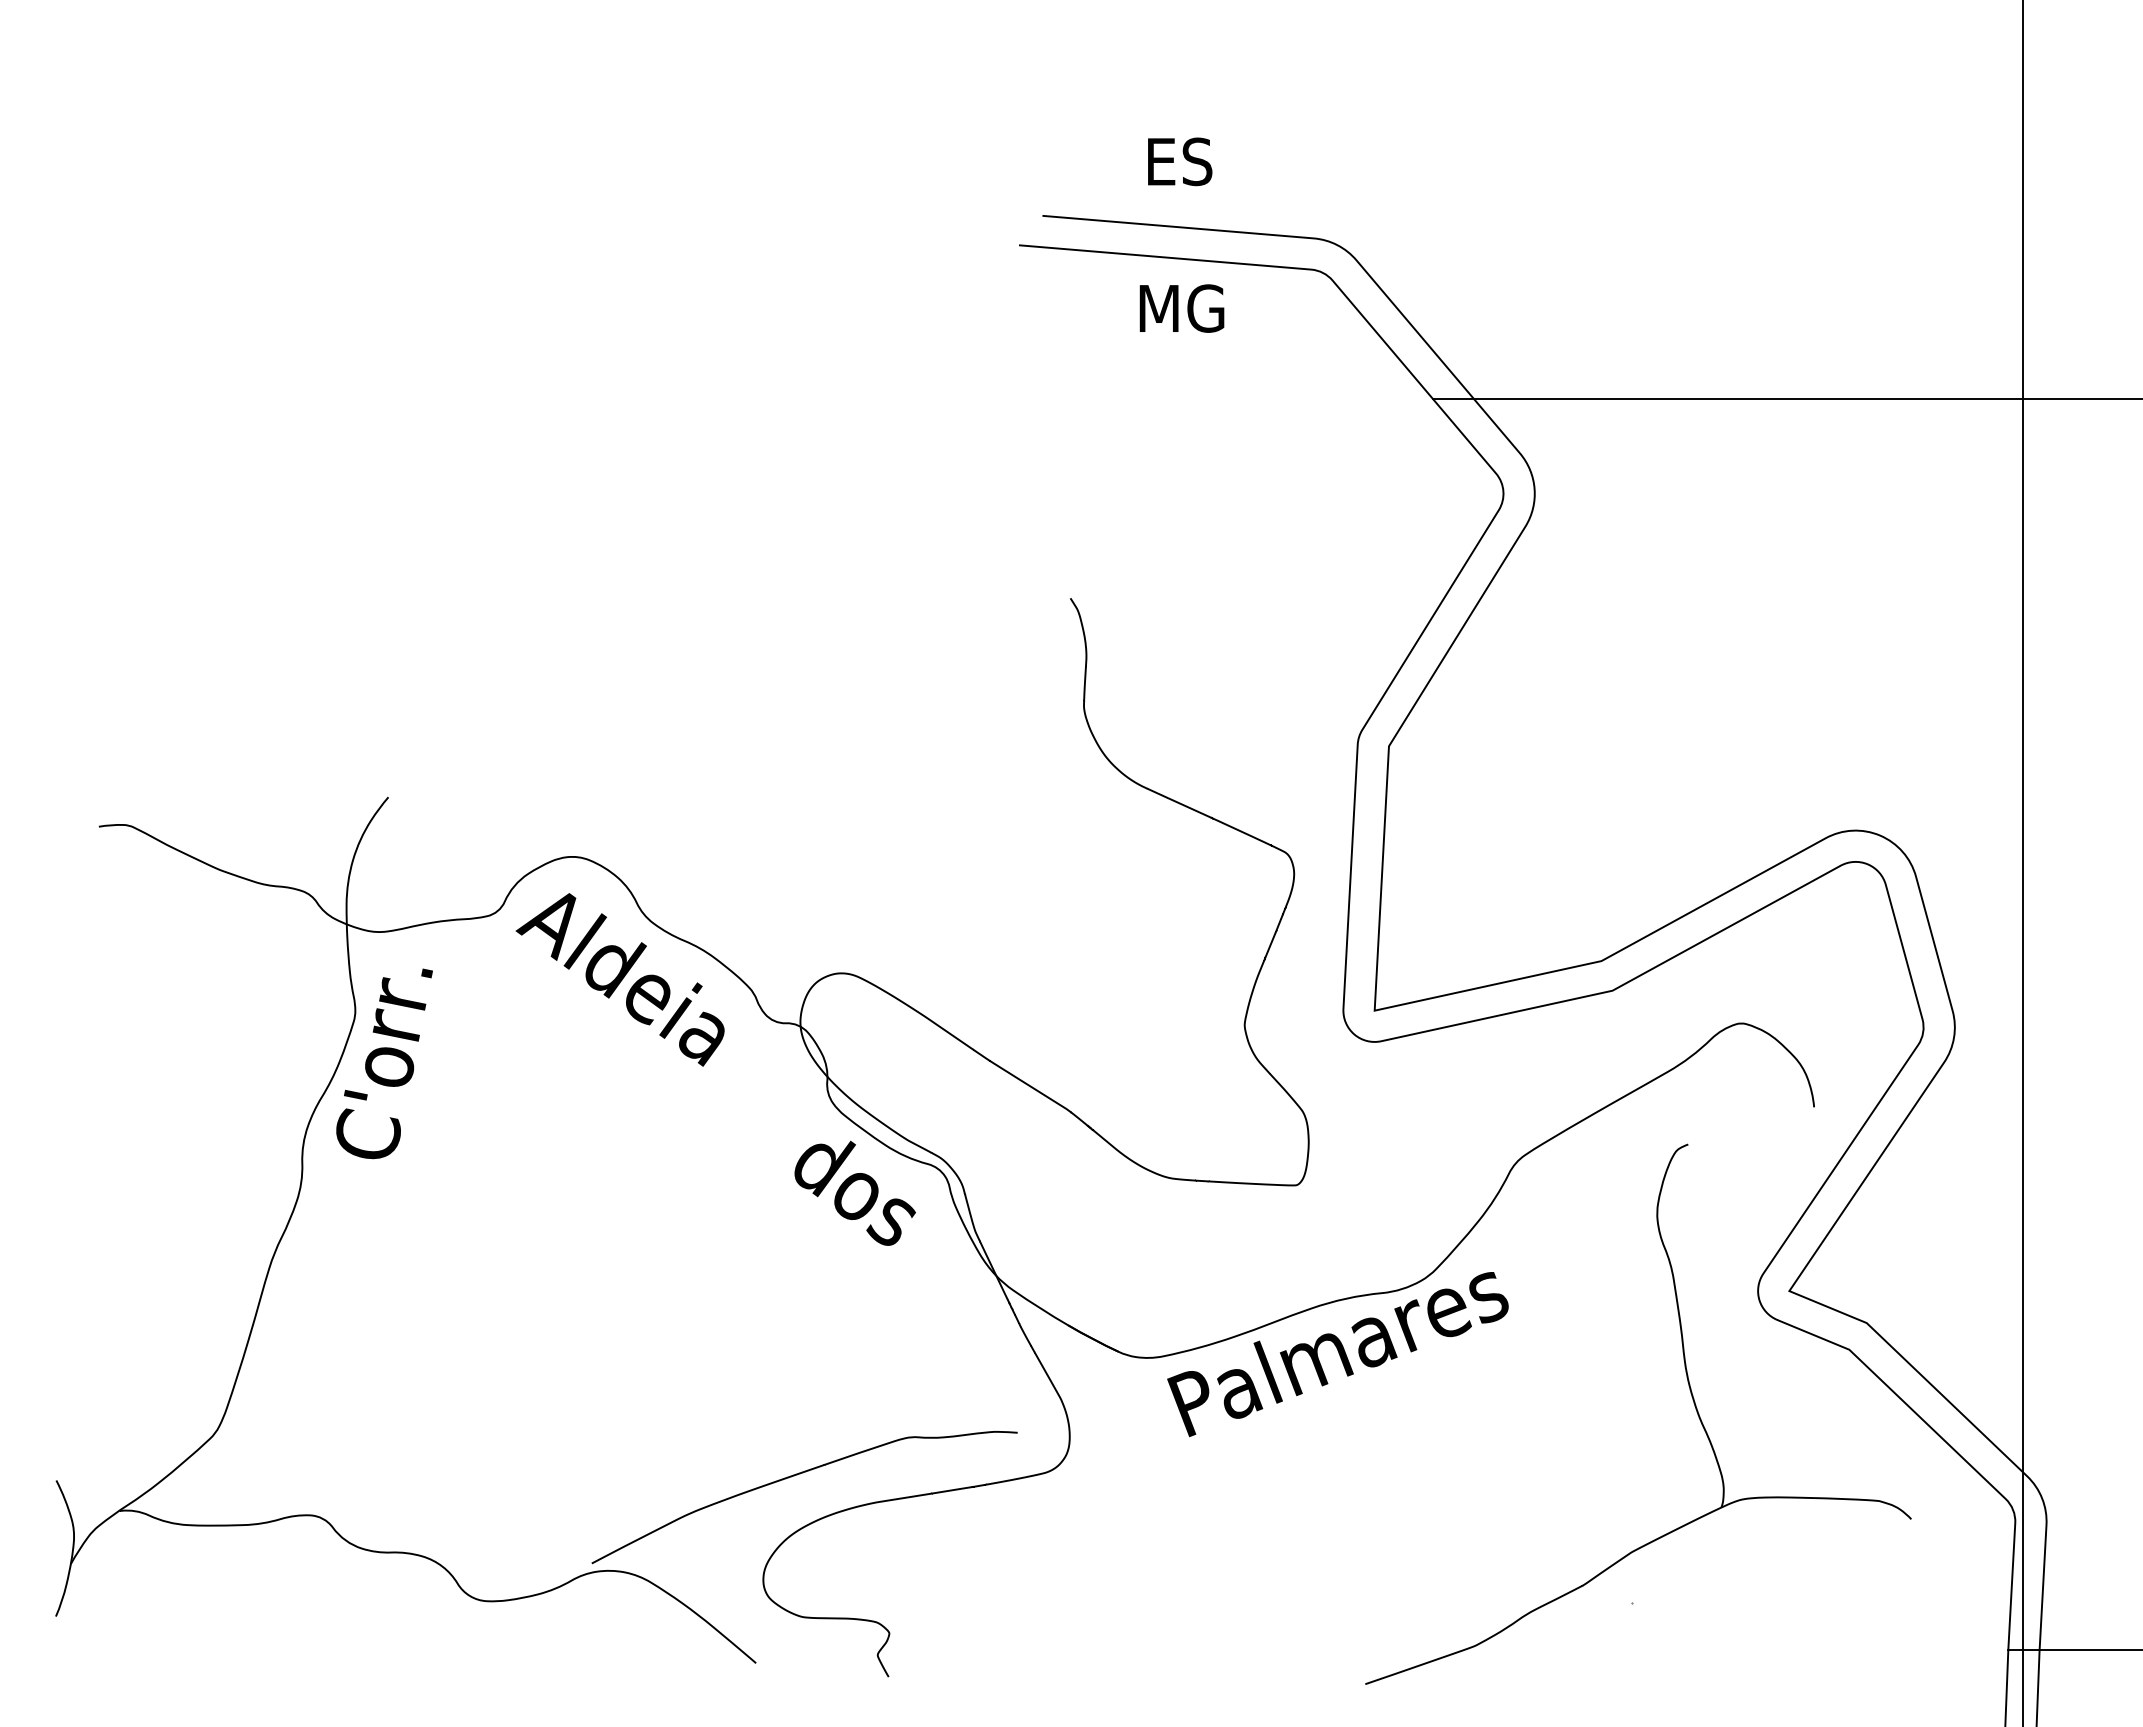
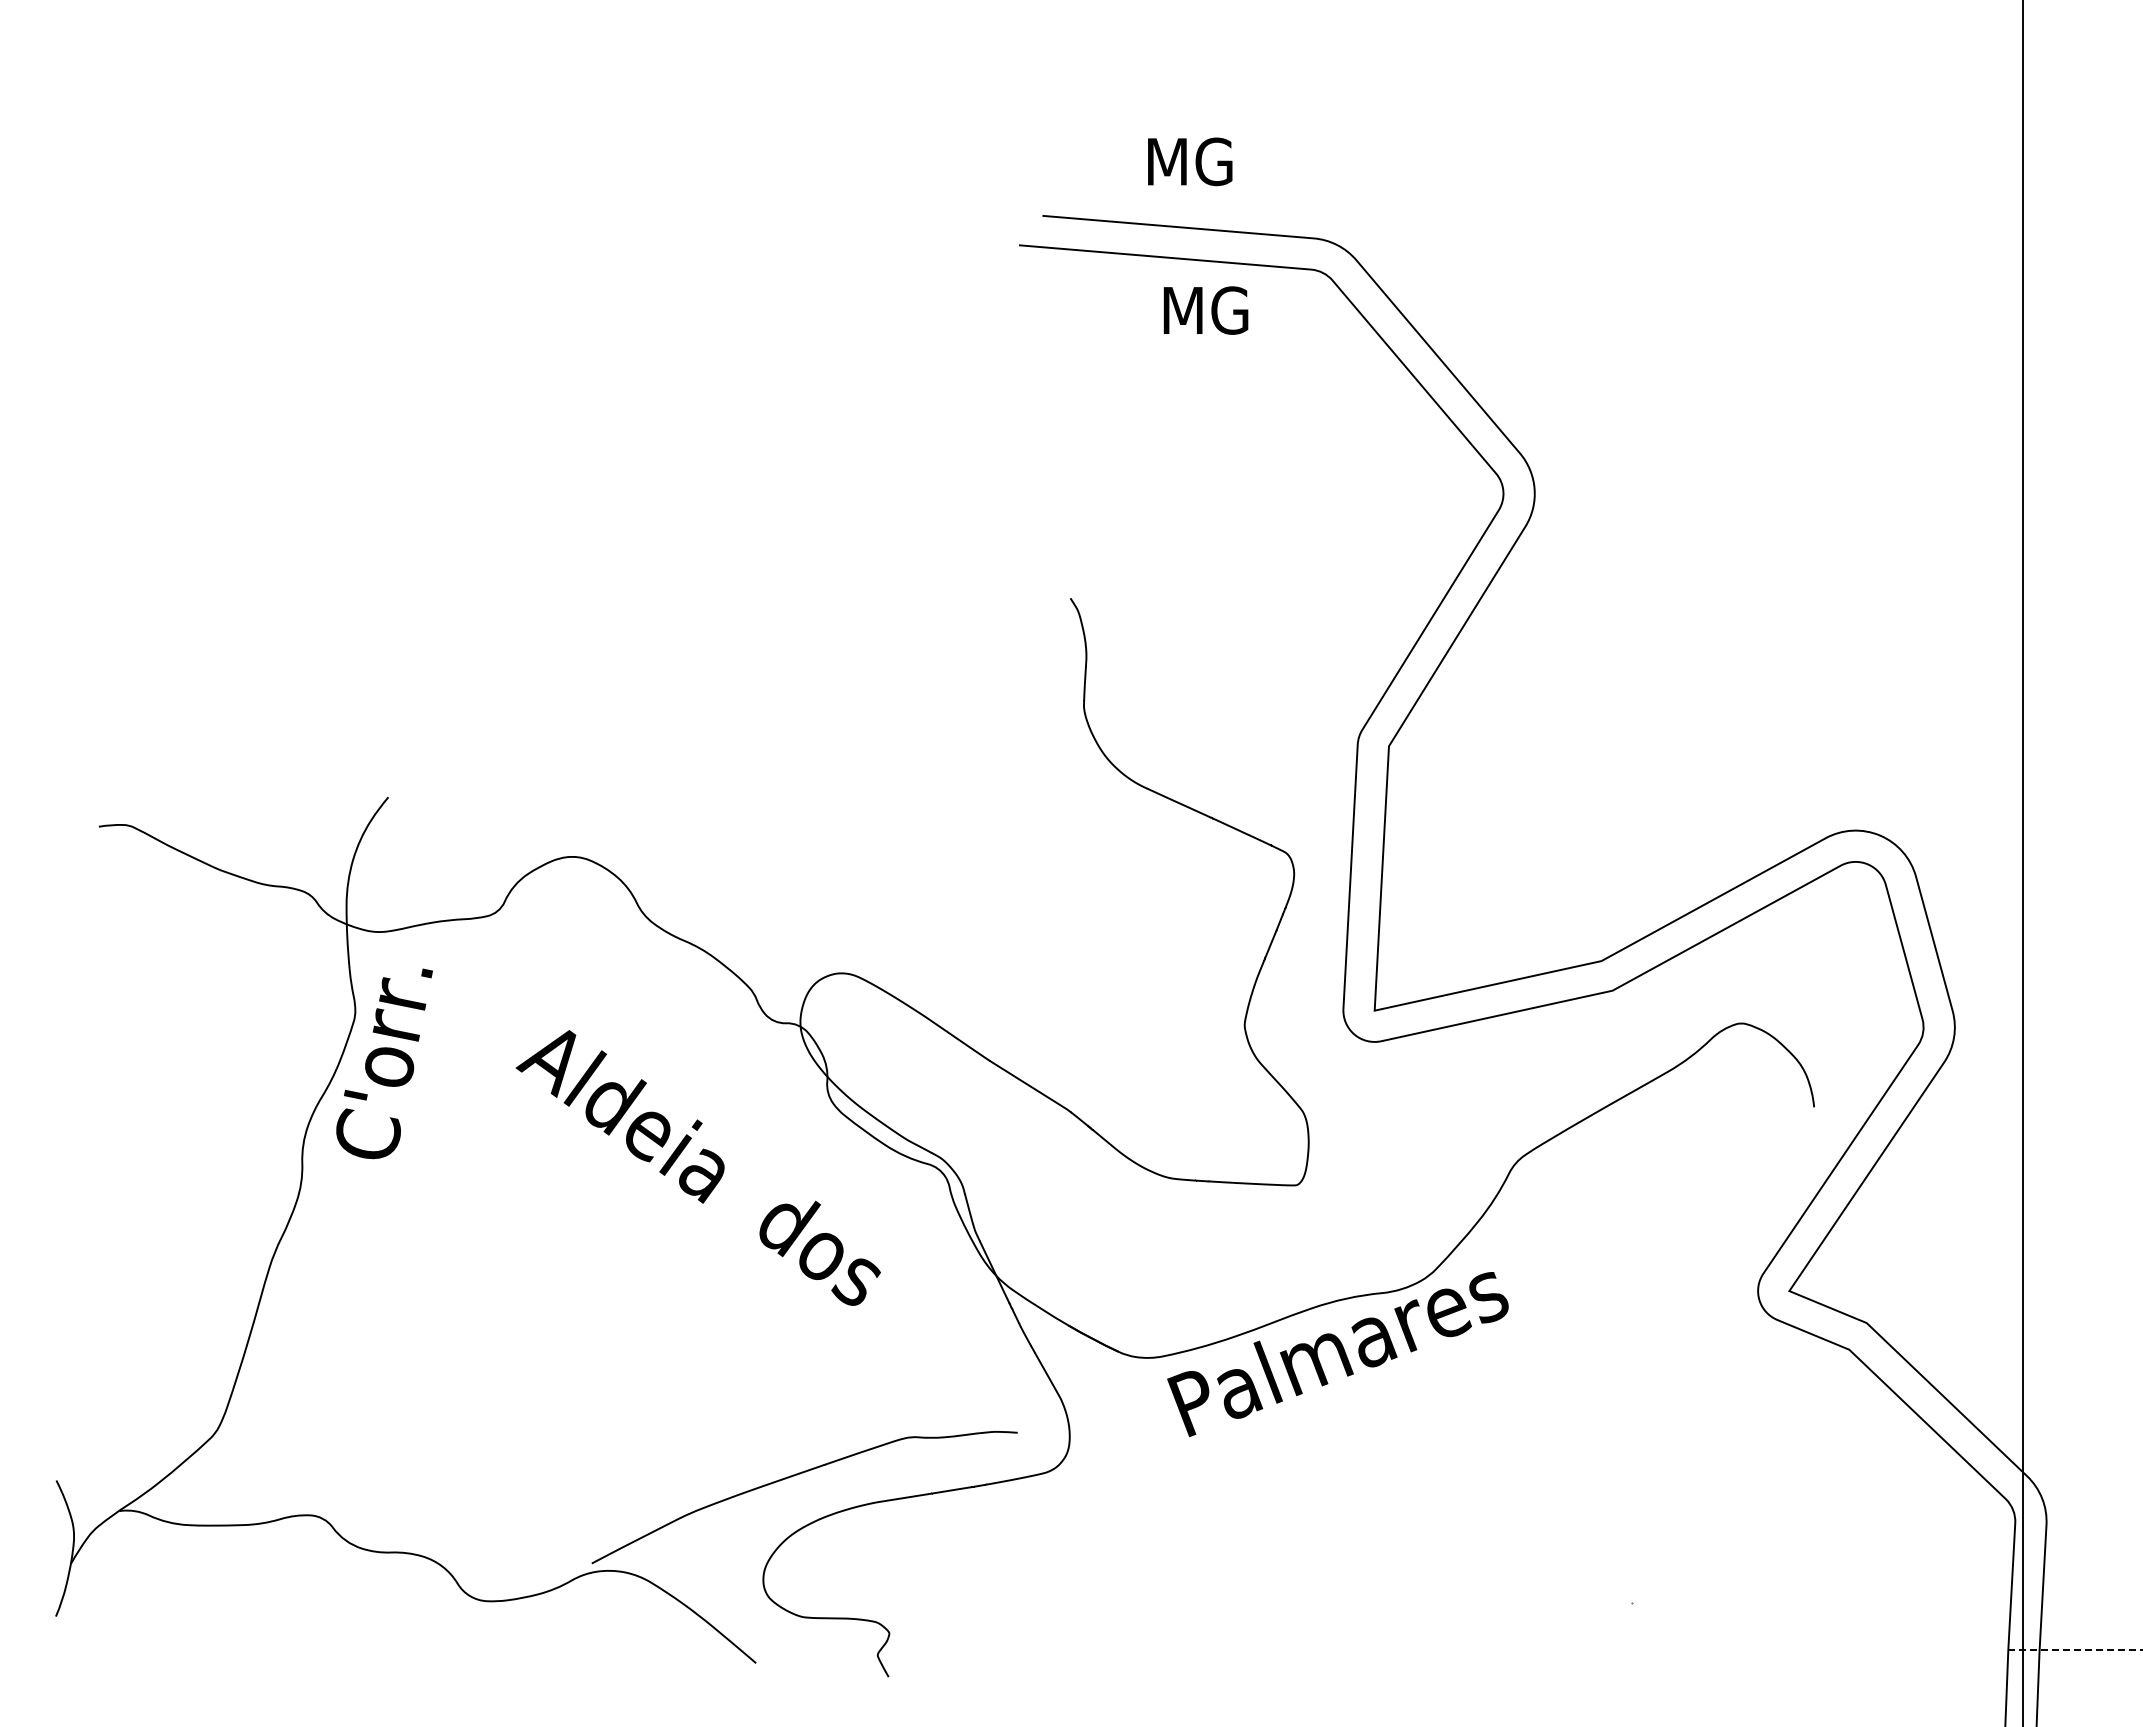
text: ES -> MG (1192, 161)
text position: (1181, 308) -> (1205, 310) (1205, 310)
line: present -> none (1785, 398)
text position: (619, 979) -> (619, 1116) (619, 1116)
text position: (854, 1192) -> (819, 1252) (819, 1252)
part: present -> none (1692, 1400)
line: solid -> dashed (2075, 1649)
